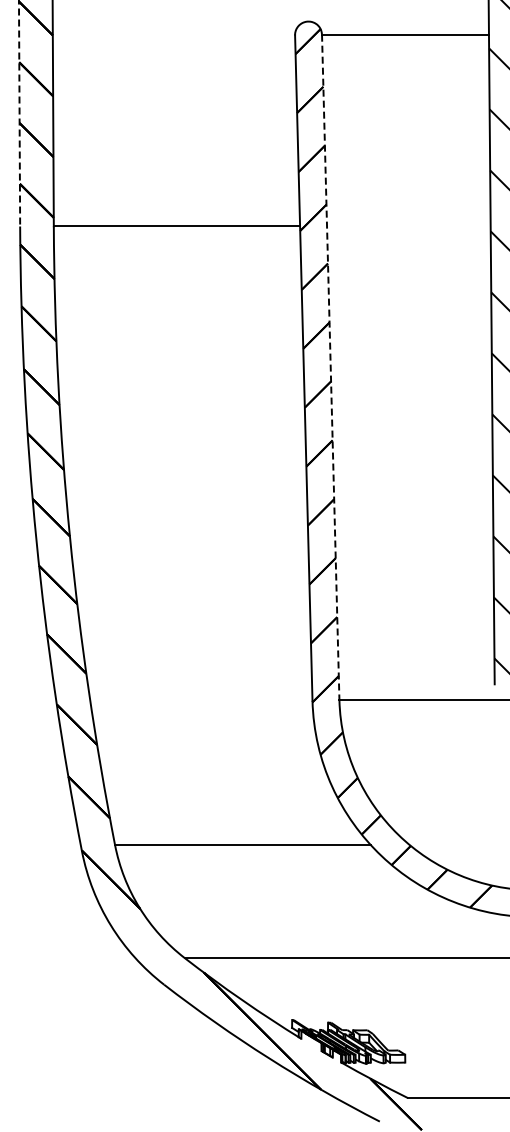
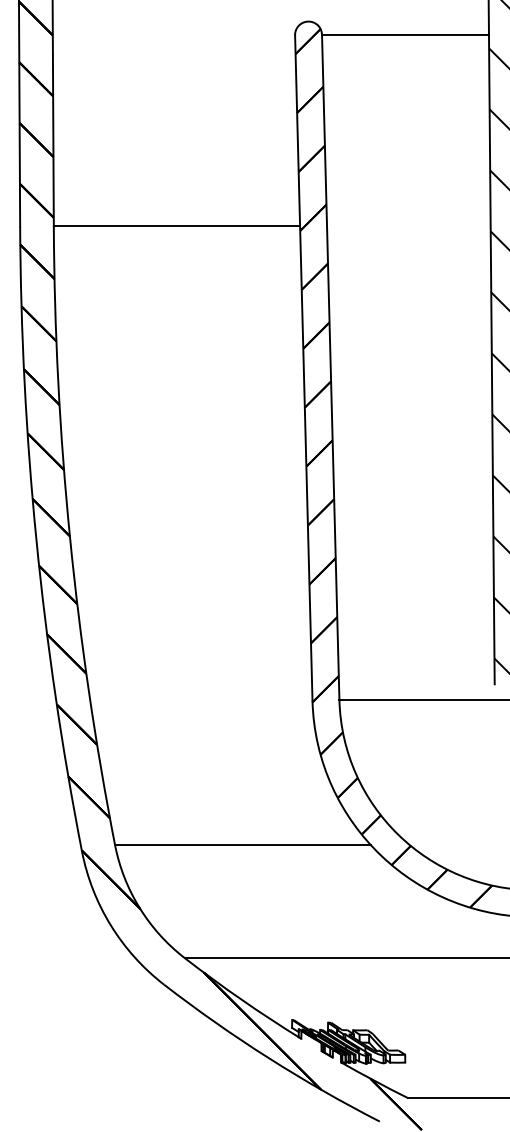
line: dashed -> solid (19, 113)
line: dashed -> solid (330, 367)
